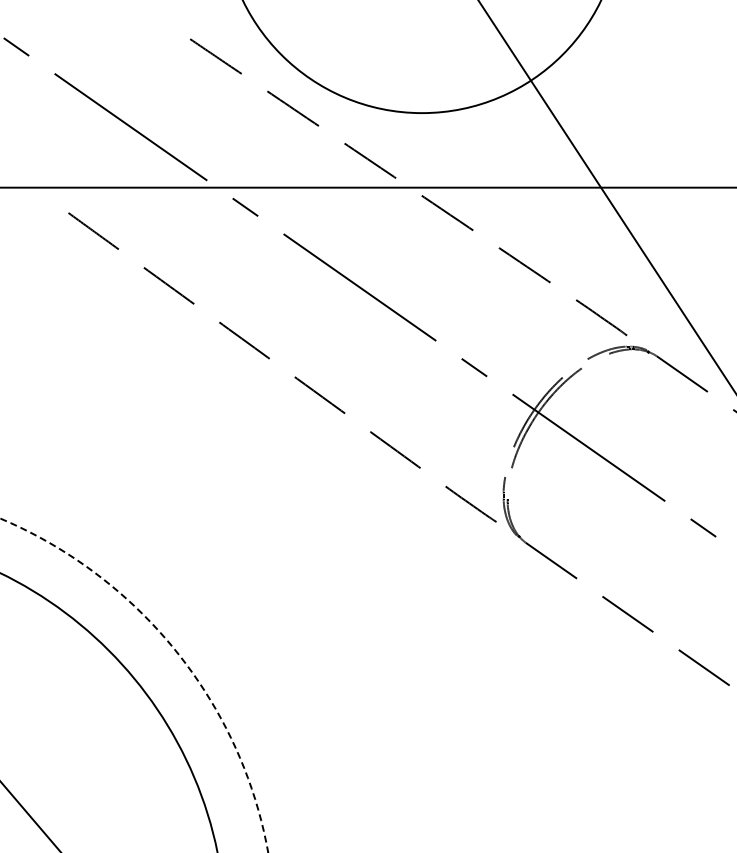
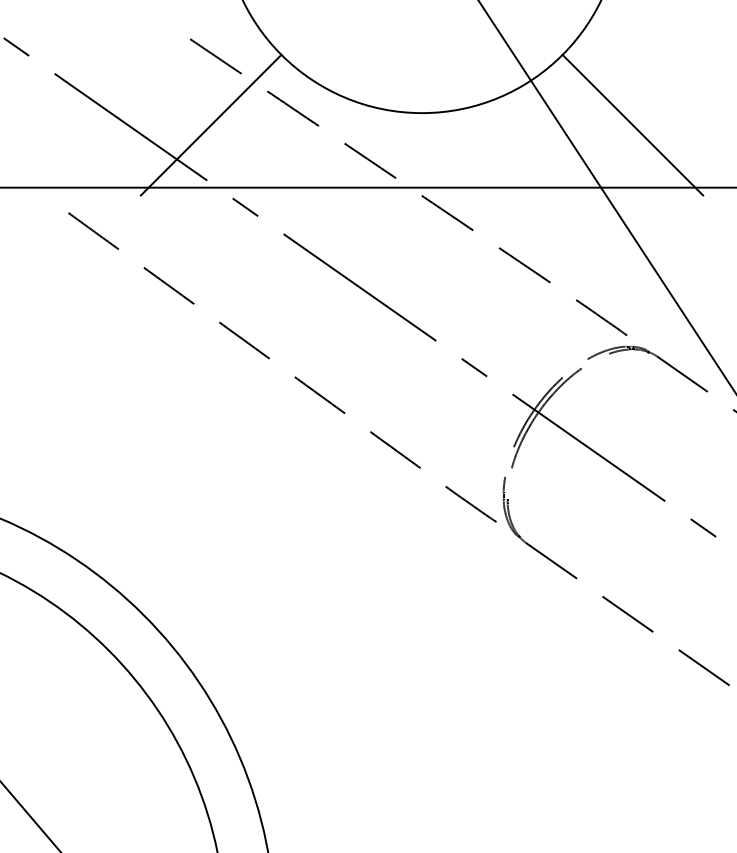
line: none -> present (210, 124)
line: none -> present (632, 124)
circle: dashed -> solid (134, 685)
